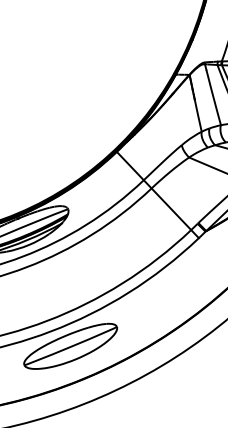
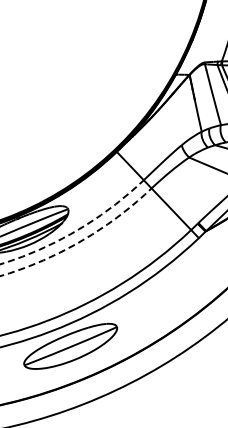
arc: solid -> dashed (77, 230)
arc: solid -> dashed (80, 241)
